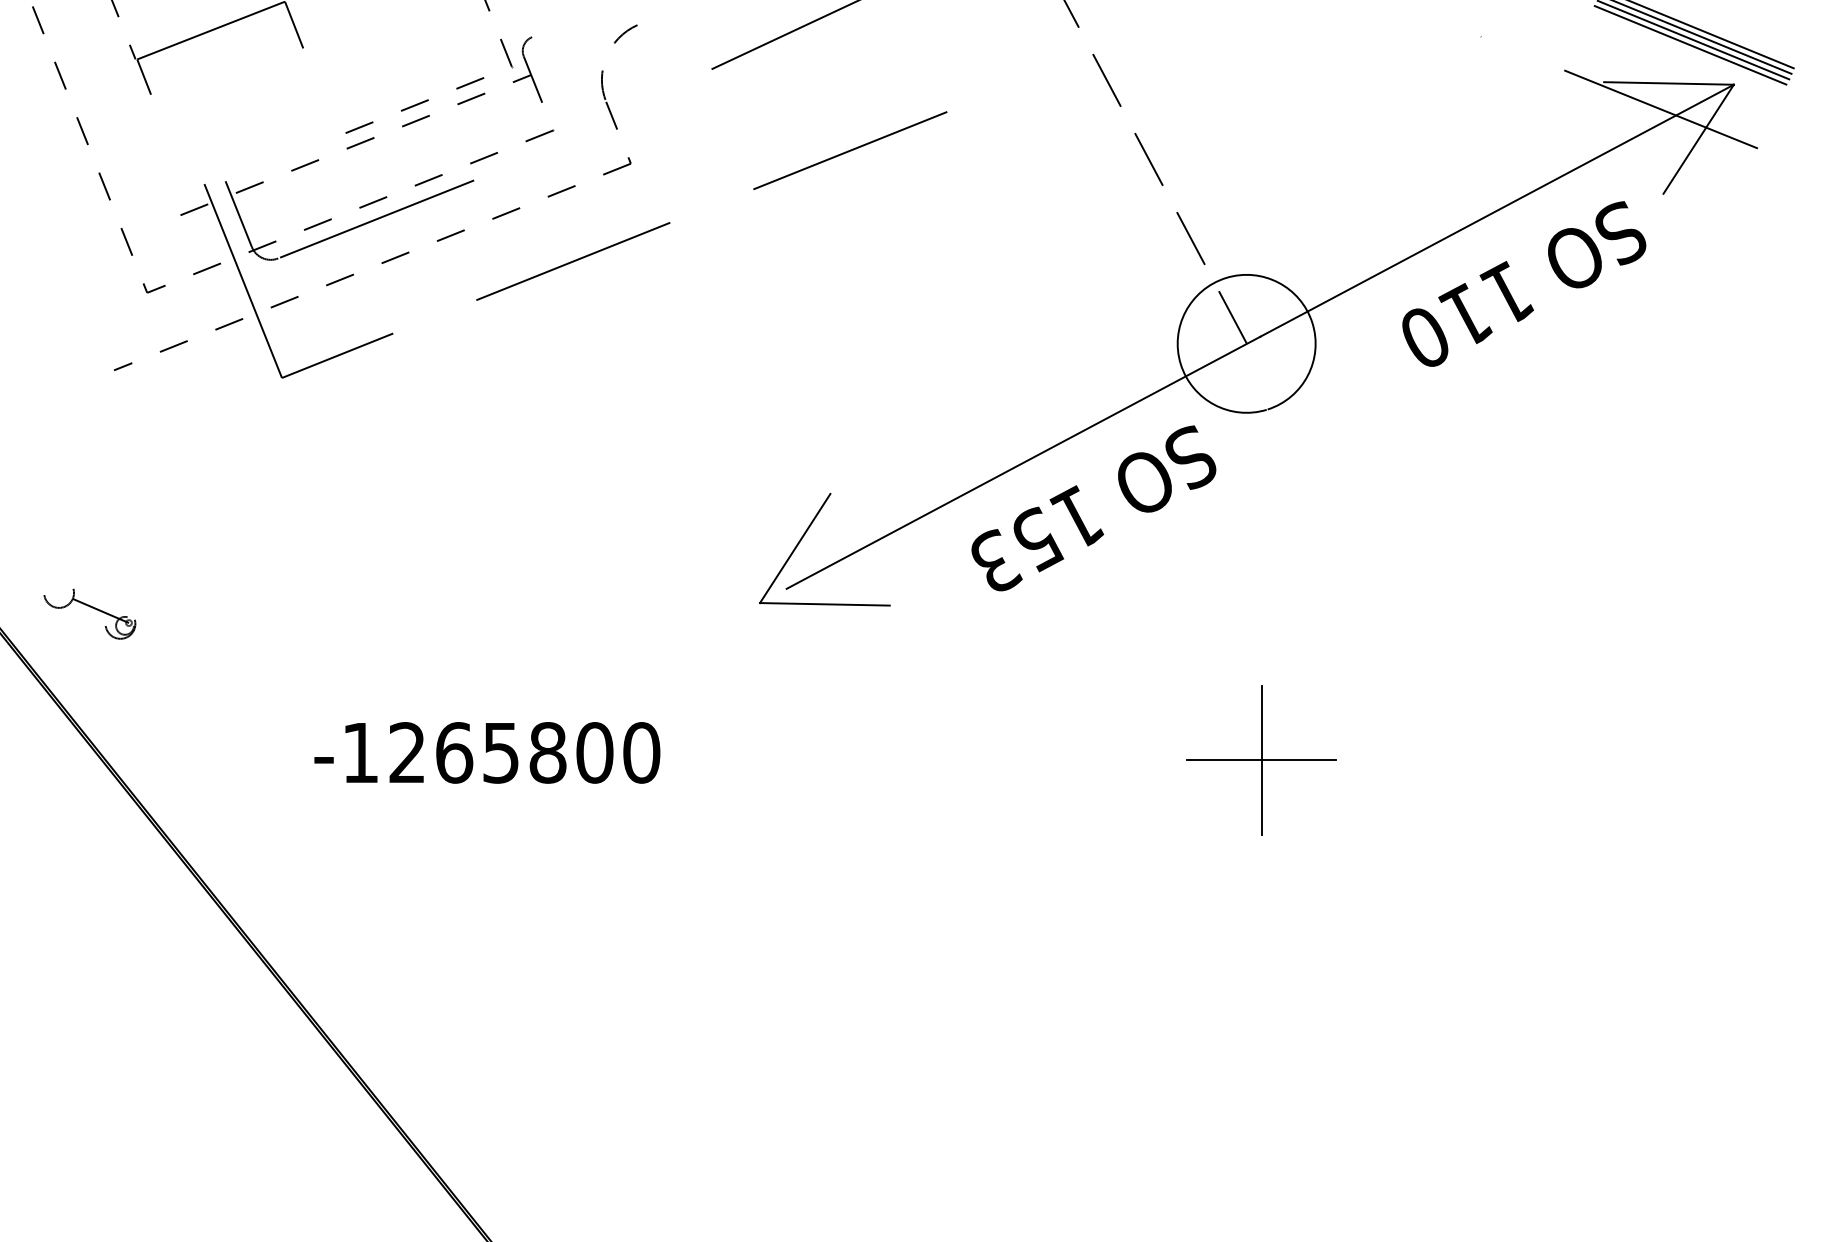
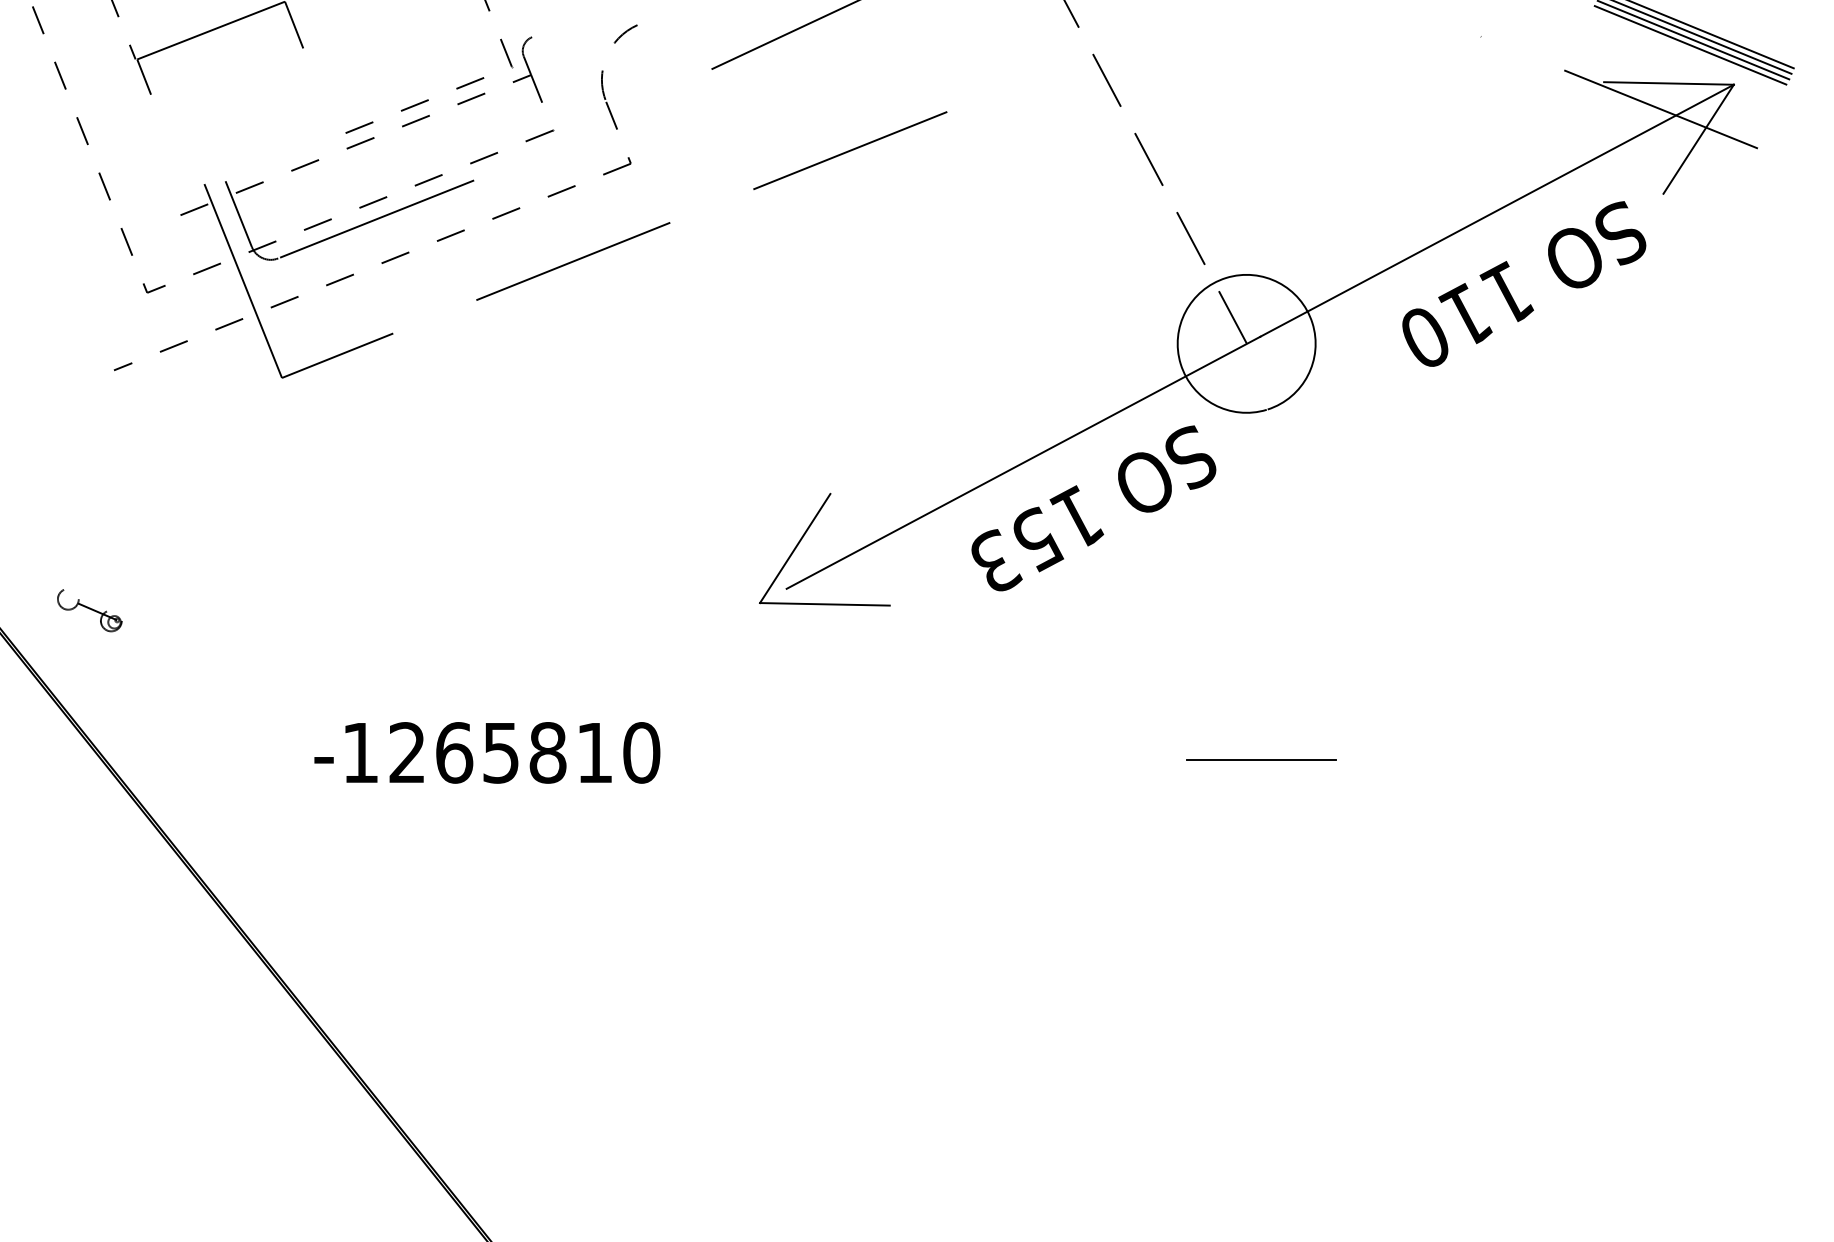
part size: 94x52 px -> 66x44 px (89, 610)
text: -1265800 -> -1265810 (594, 752)
line: present -> none (1261, 759)
